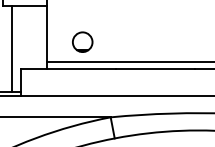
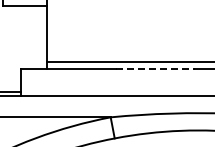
circle: present -> none (82, 41)
line: present -> none (12, 49)
line: solid -> dashed (155, 69)
